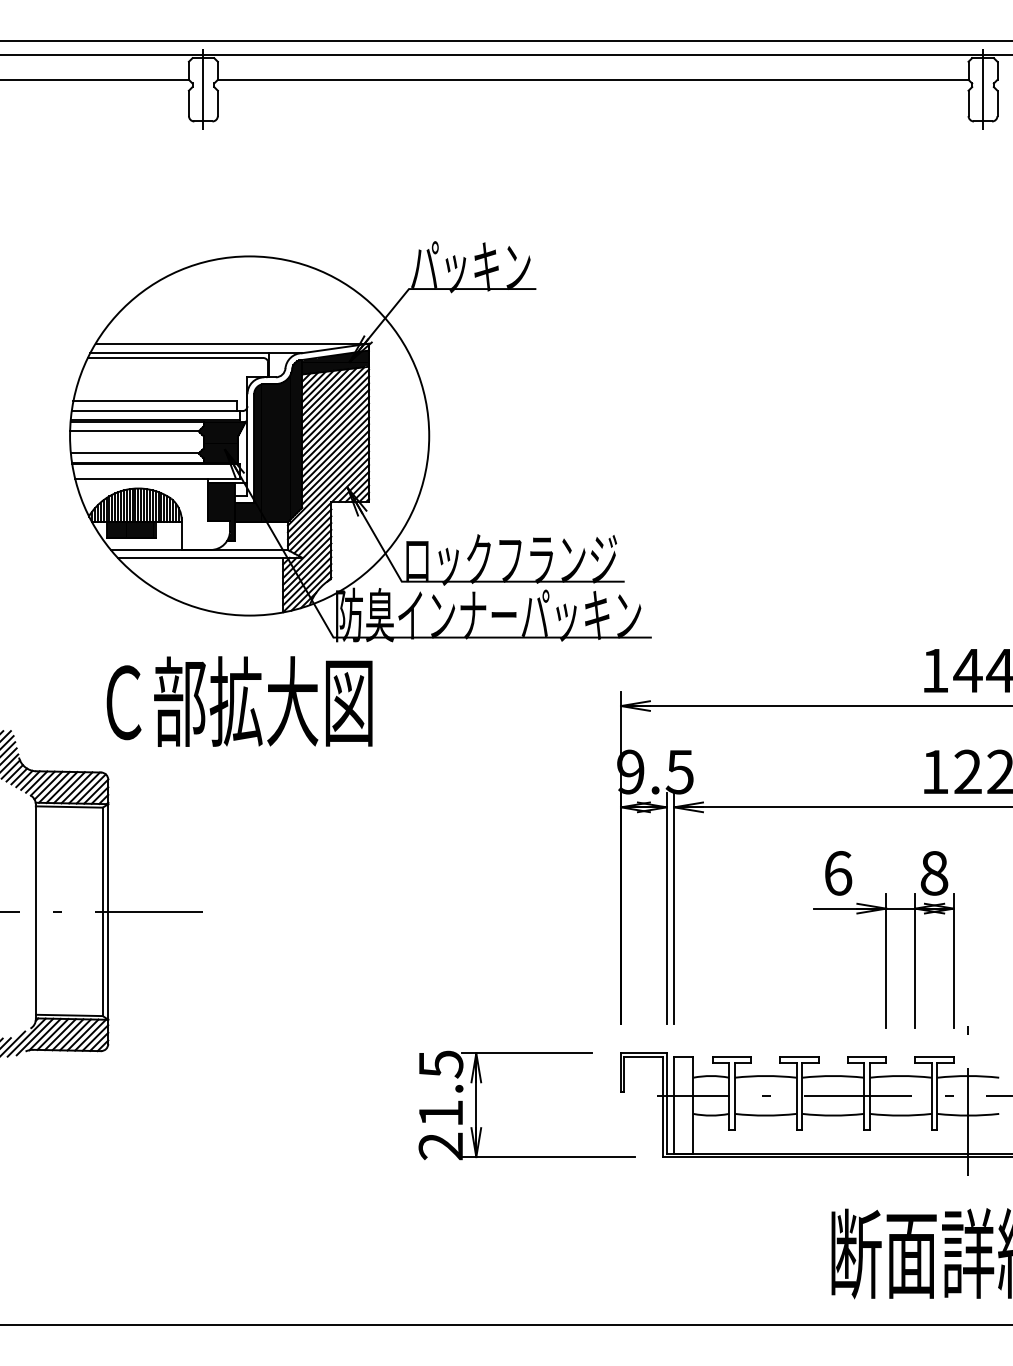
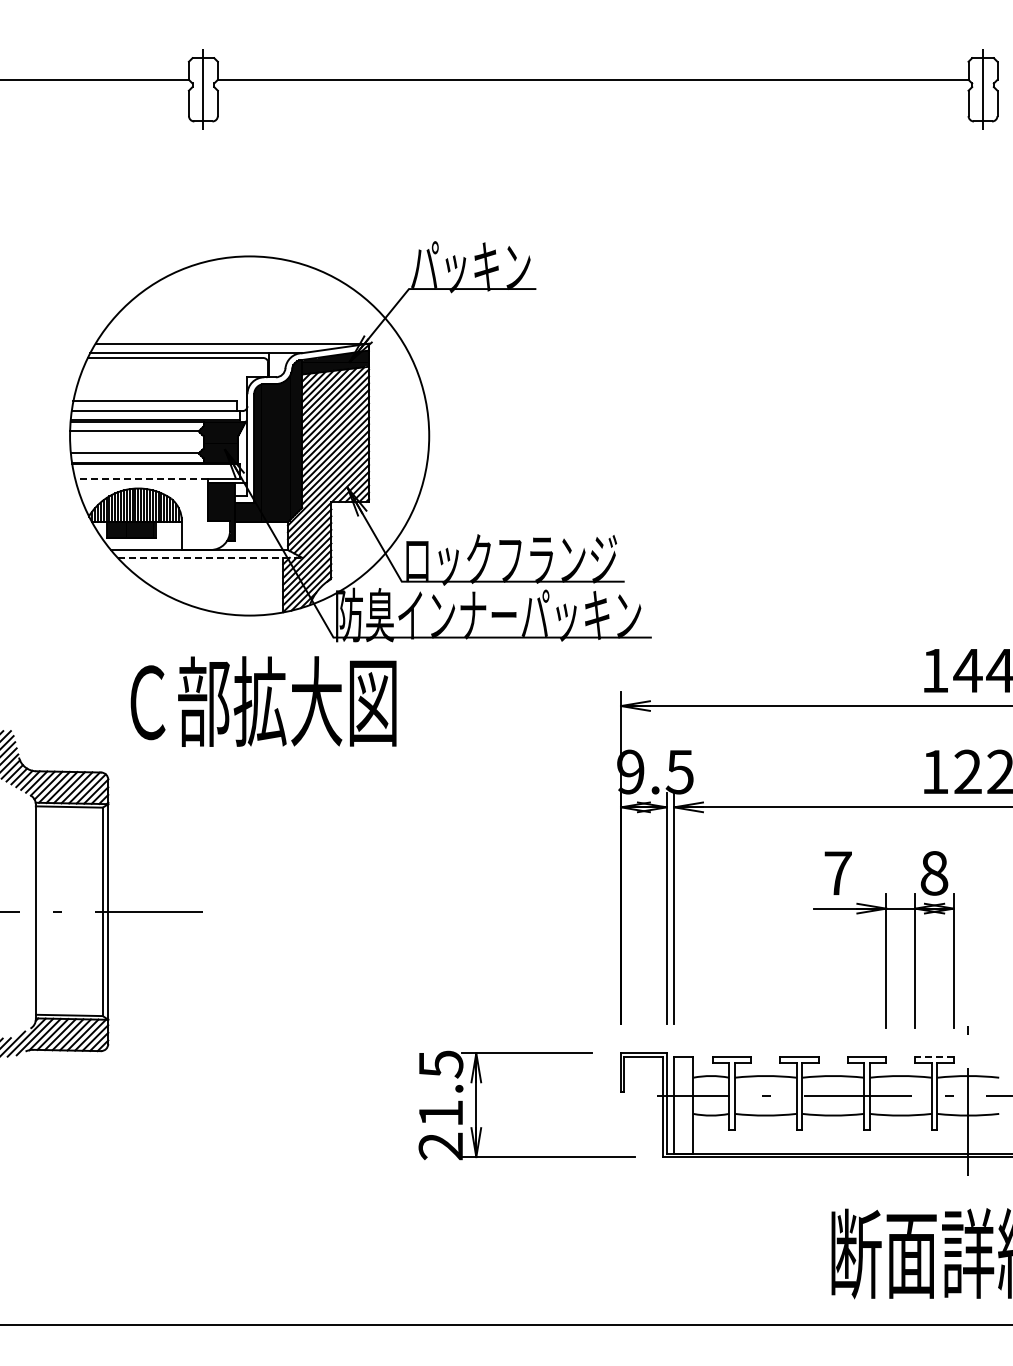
line: present -> none (505, 40)
line: present -> none (505, 55)
line: solid -> dashed (141, 478)
line: solid -> dashed (210, 557)
text position: (239, 701) -> (263, 701) (263, 701)
text: 6 -> 7 (838, 873)
line: solid -> dashed (934, 1057)
